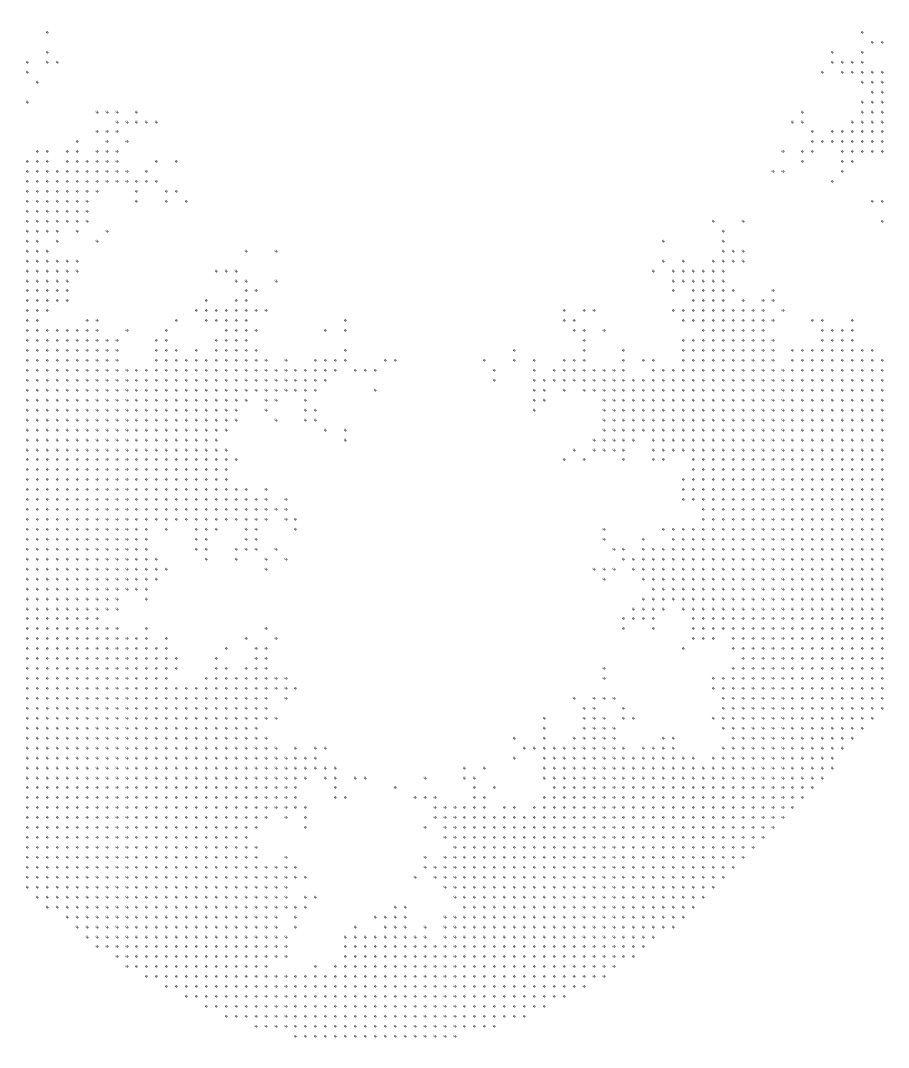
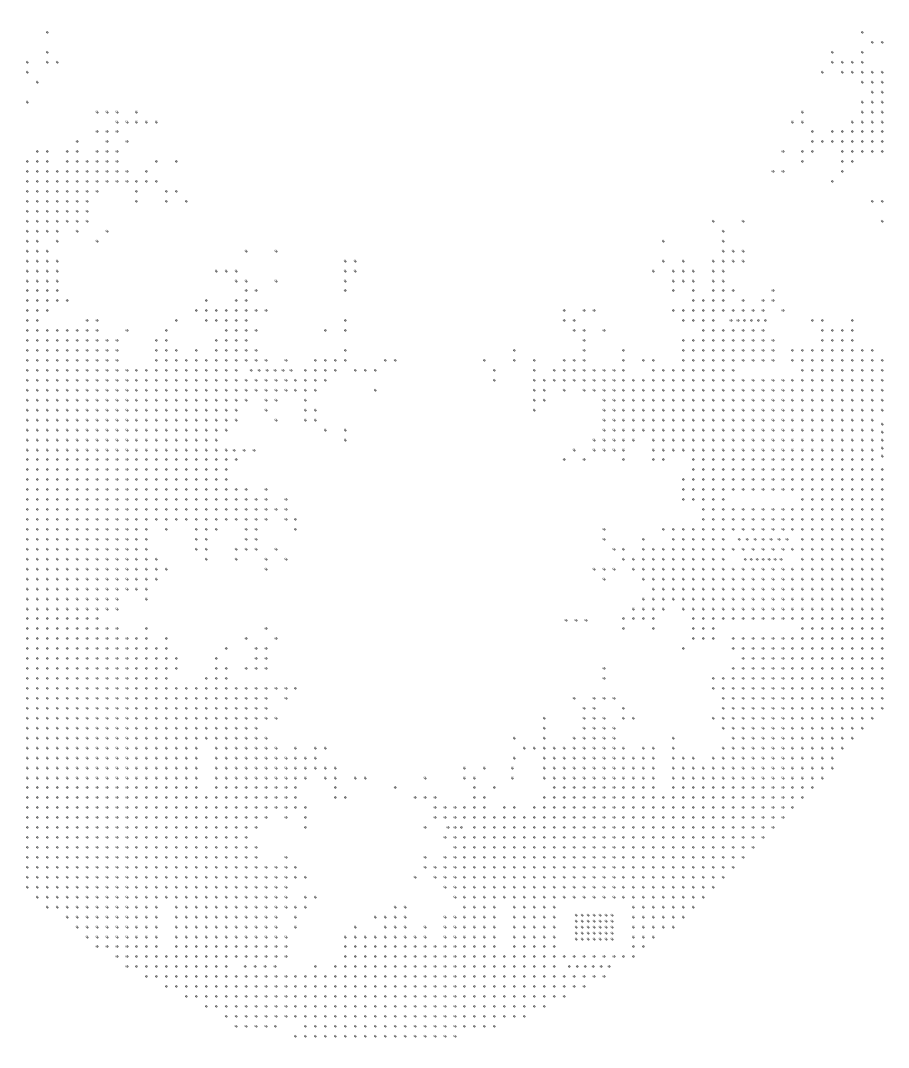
part position: (72, 275) -> (350, 275) (350, 275)
part: present -> none (703, 280)
part size: 53x3 px -> 38x3 px (747, 320)
part size: 52x3 px -> 43x3 px (271, 370)
part: present -> none (767, 370)
part size: 3x42 px -> 3x35 px (882, 440)
part: none -> present (244, 450)
part: present -> none (762, 499)
part size: 62x3 px -> 51x3 px (763, 539)
part size: 62x3 px -> 39x3 px (763, 559)
part: none -> present (575, 620)
part: present -> none (757, 628)
part: present -> none (261, 678)
part: present -> none (663, 762)
part: present -> none (206, 767)
part: none -> present (512, 772)
part size: 23x3 px -> 17x3 px (454, 827)
part: present -> none (166, 926)
part: present -> none (504, 926)
part size: 62x42 px -> 39x27 px (594, 927)
part position: (251, 966) -> (260, 966) (260, 966)
part size: 53x3 px -> 43x3 px (589, 966)
part position: (275, 1026) -> (255, 1026) (255, 1026)
